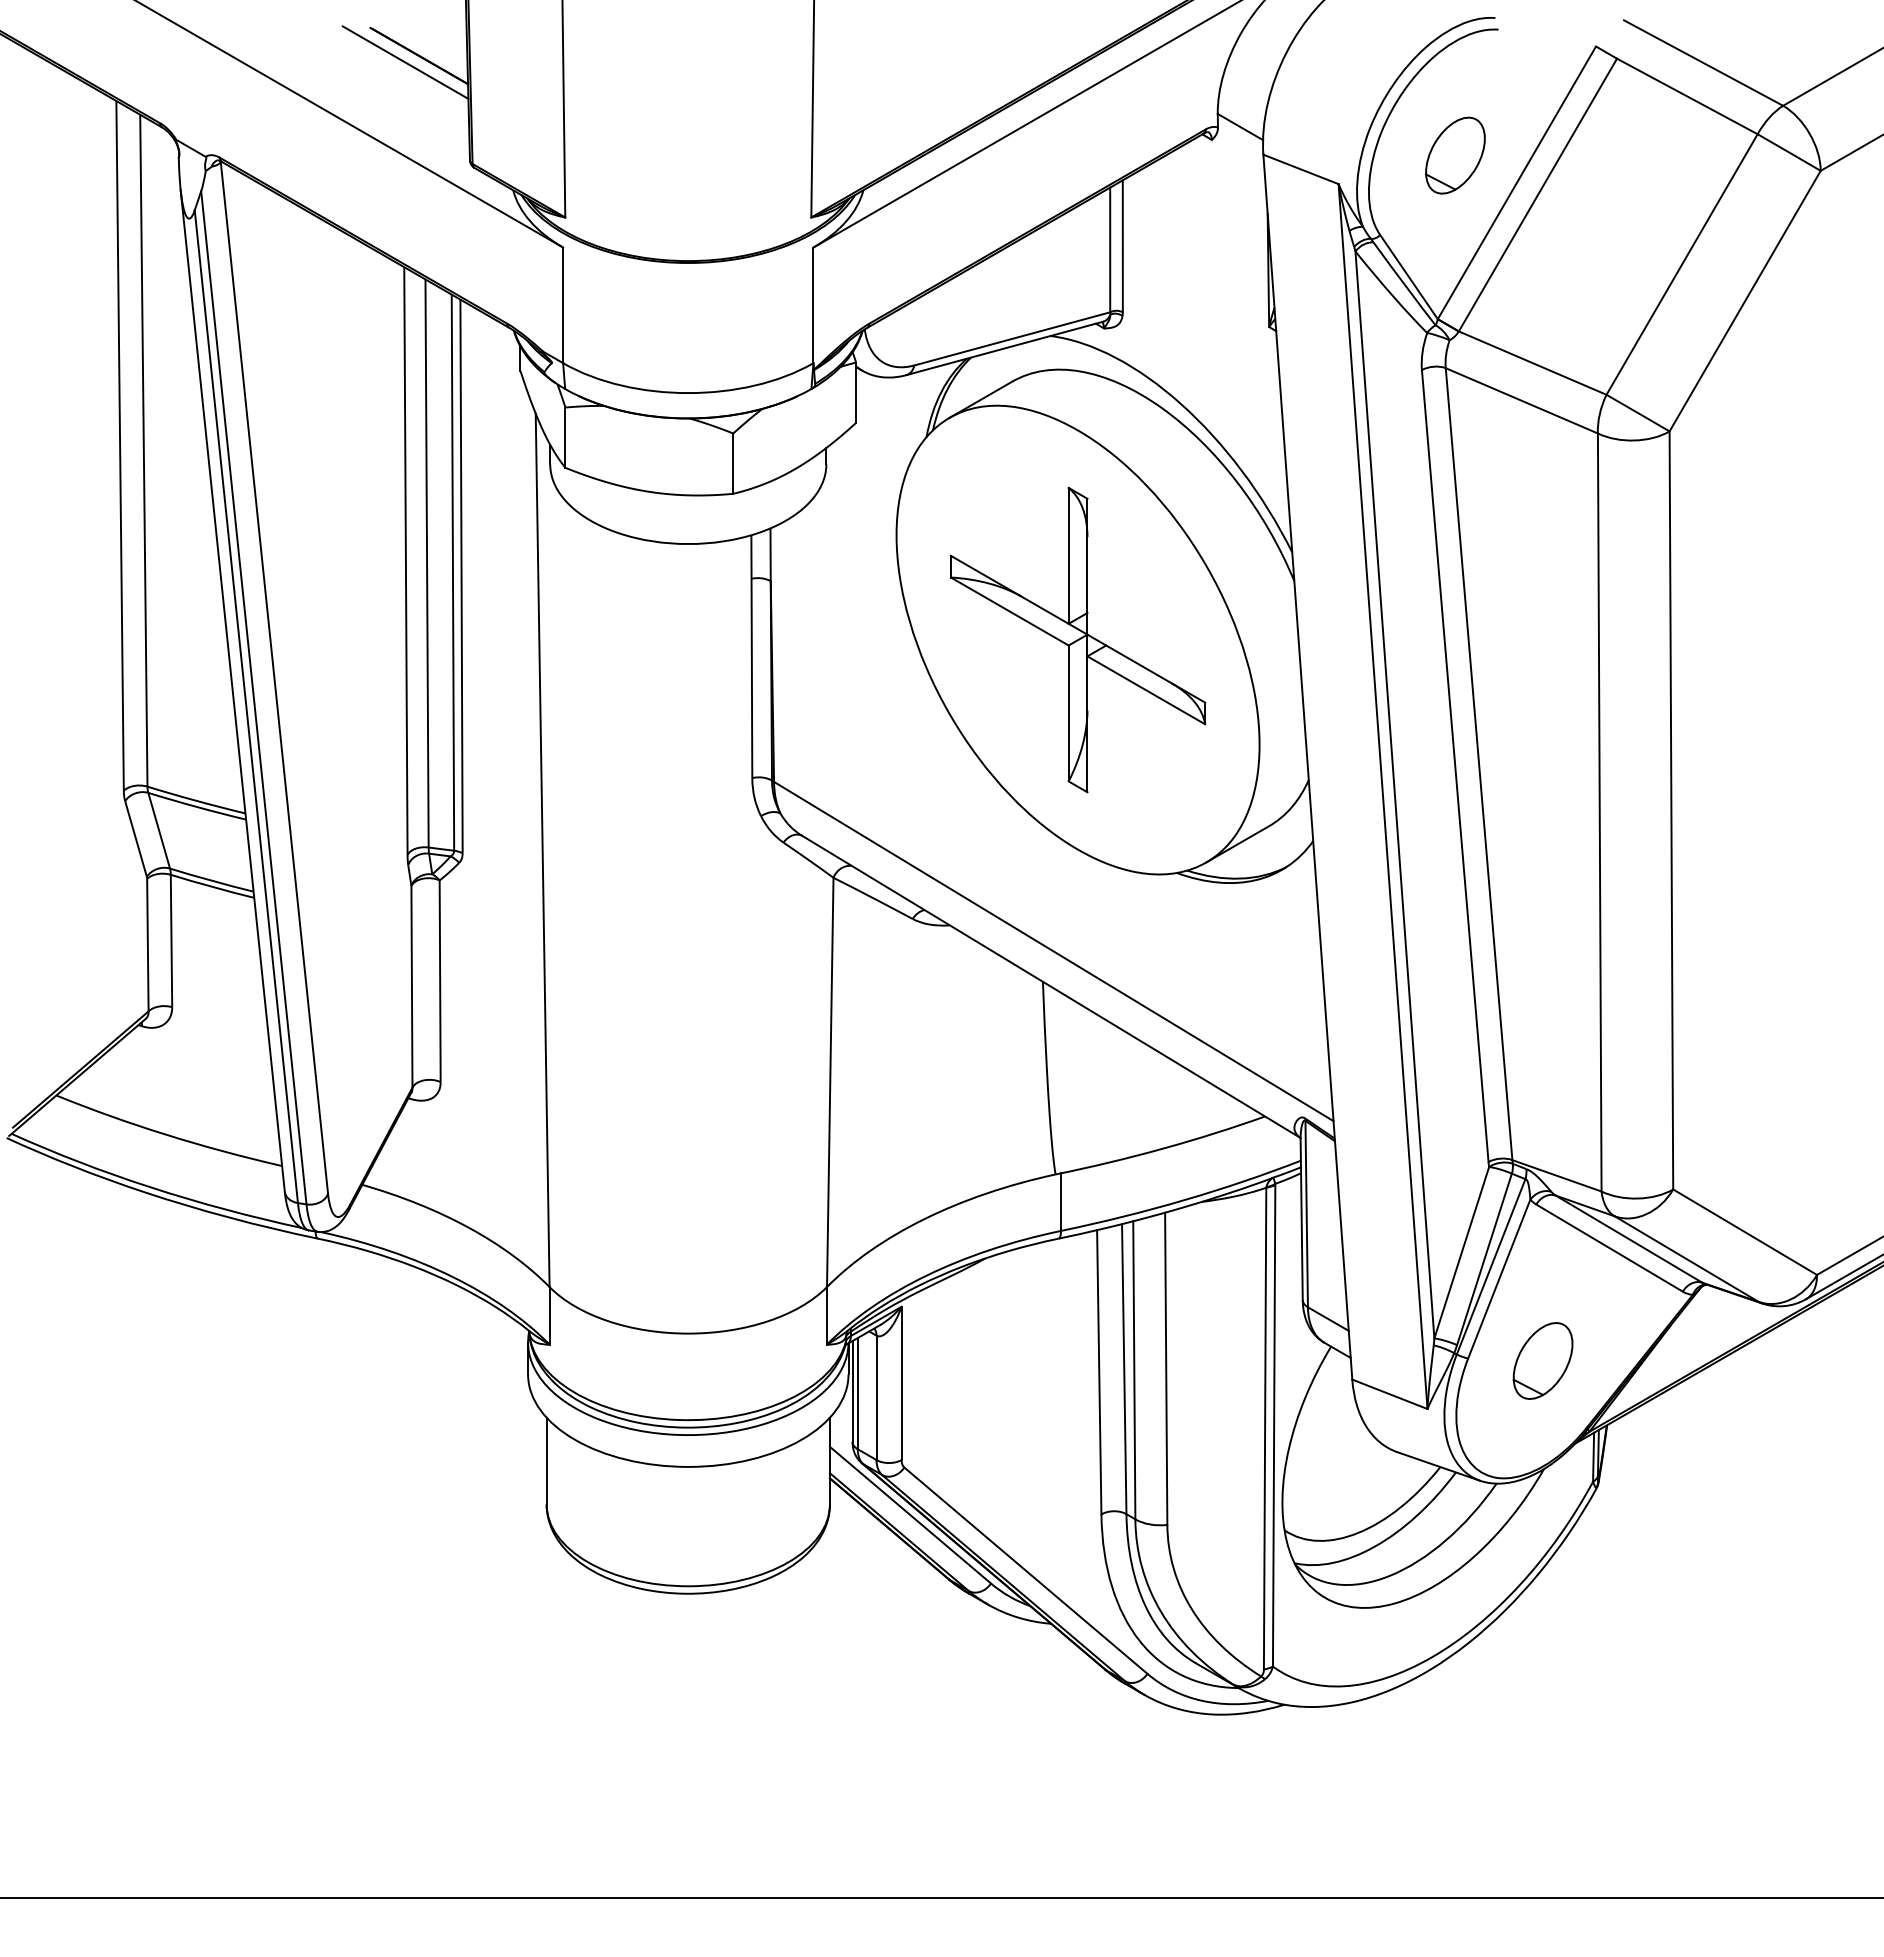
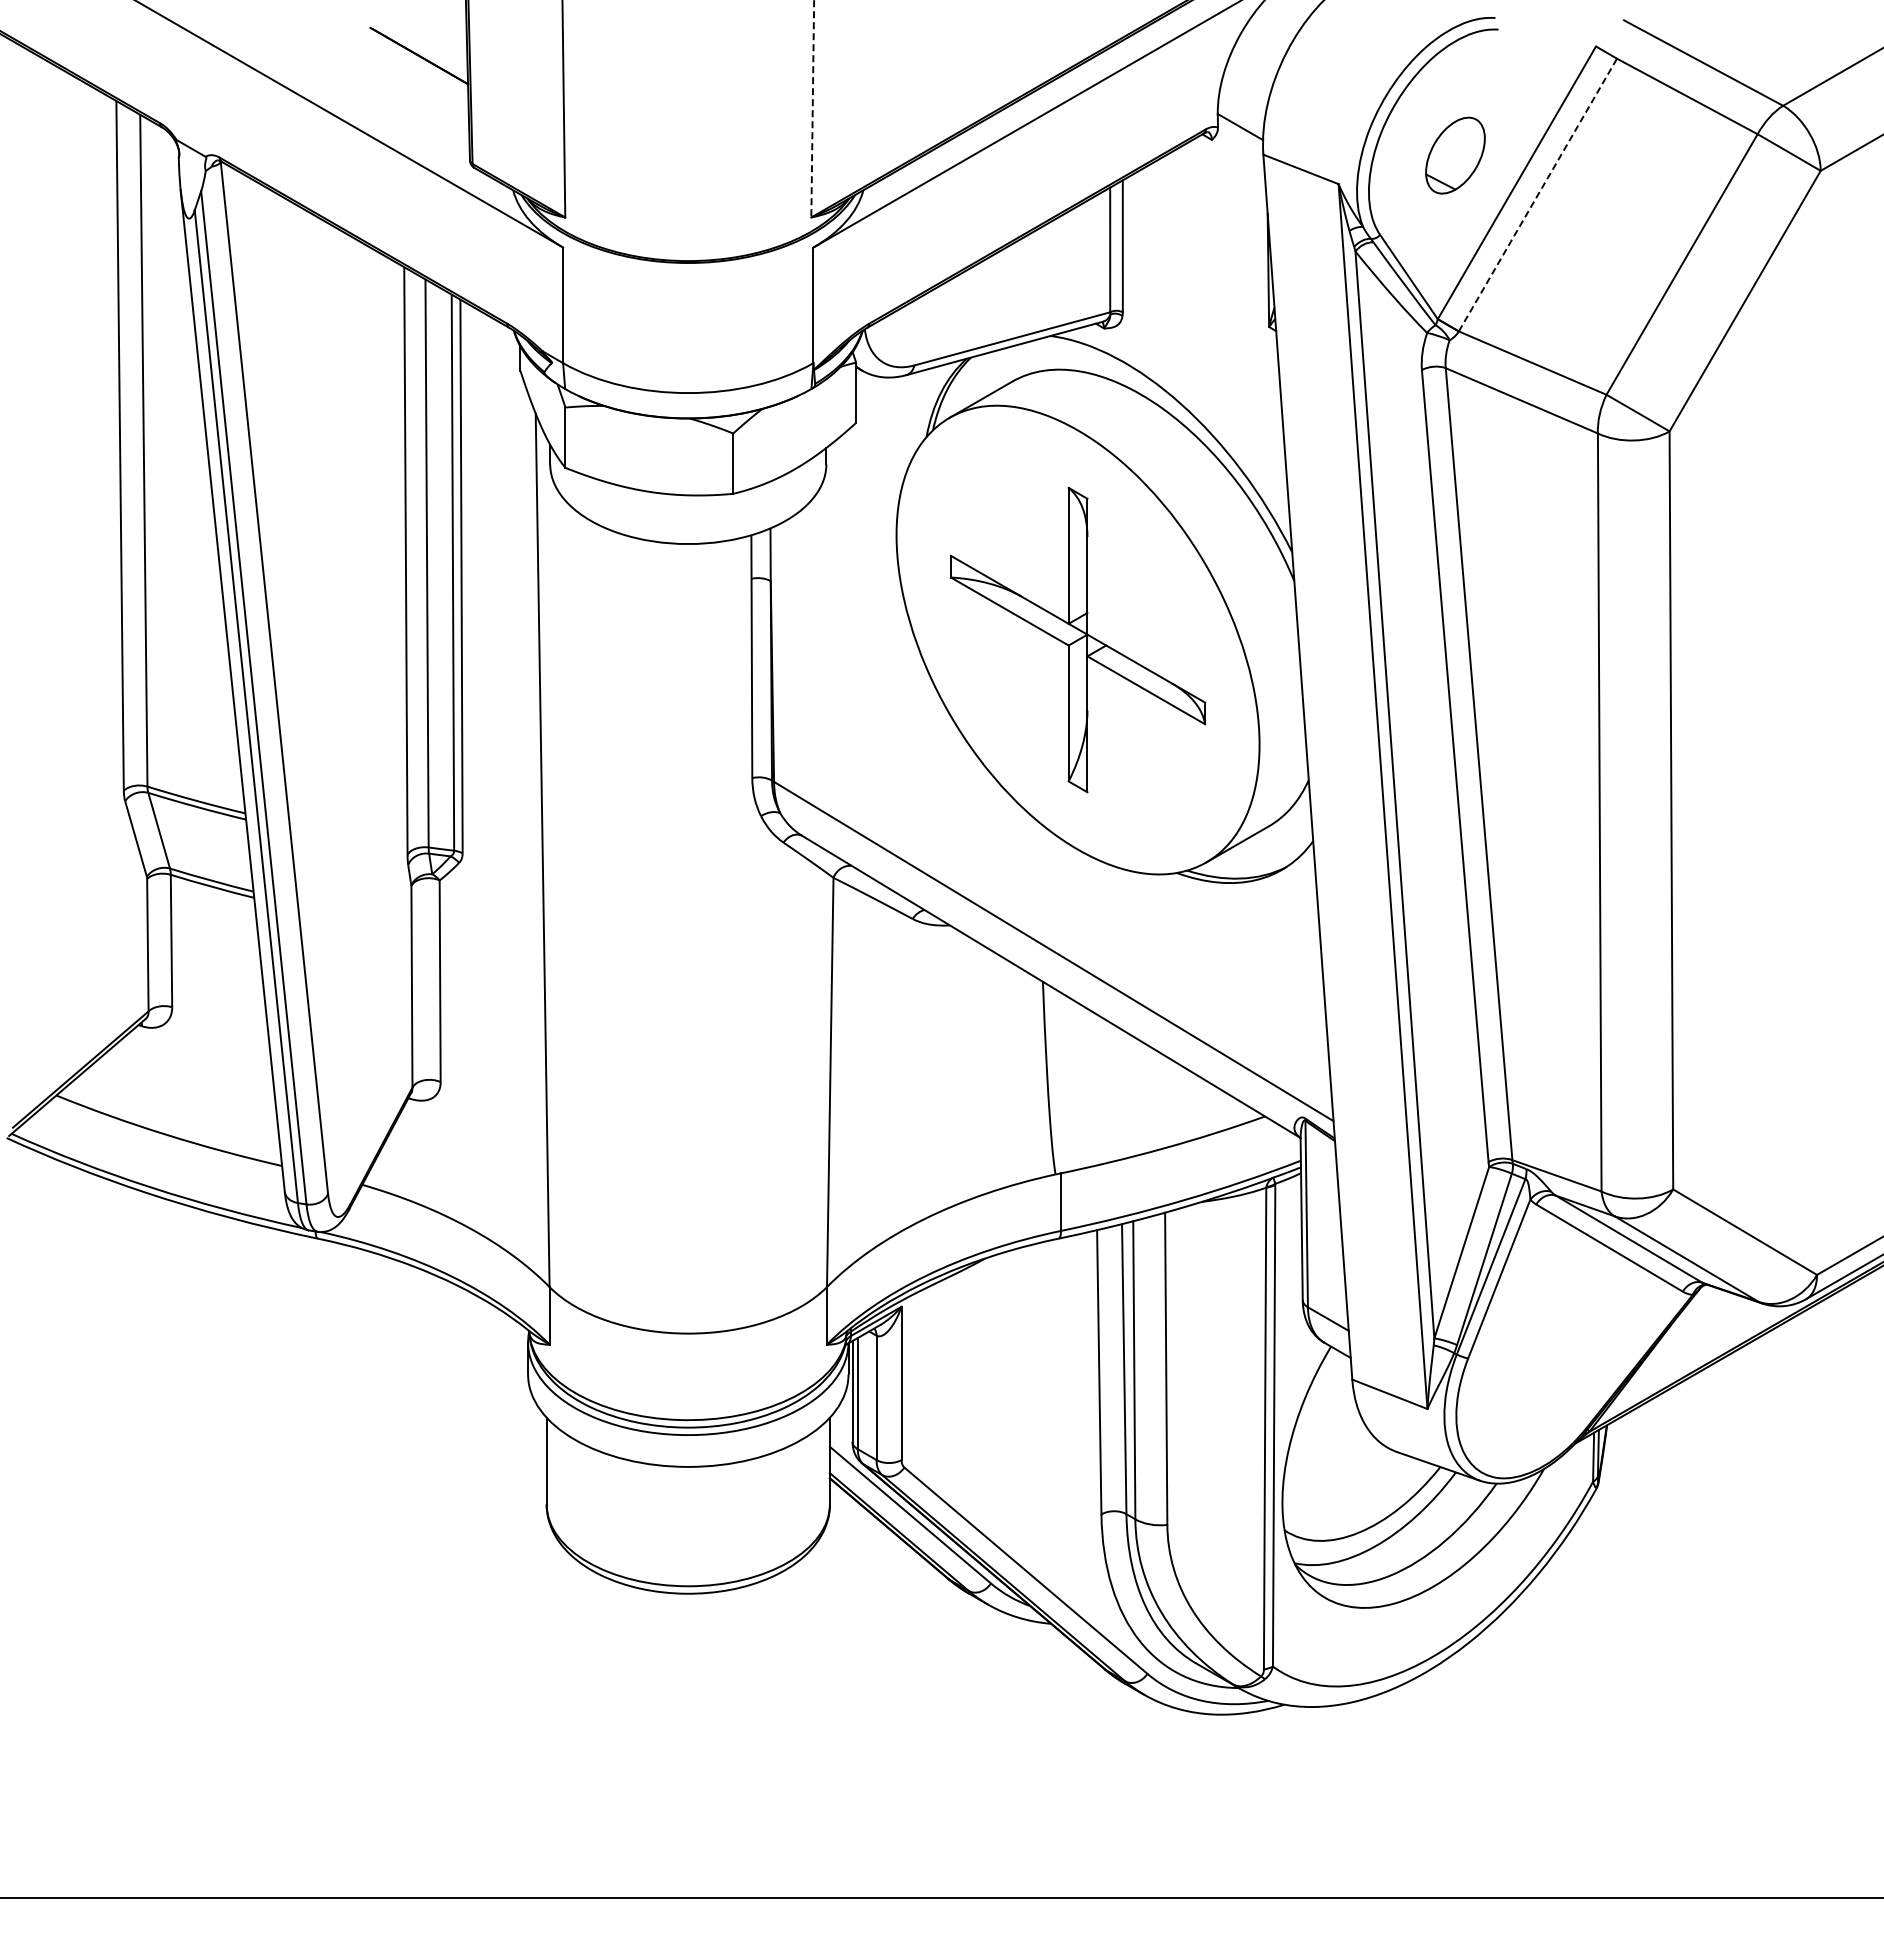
line: present -> none (405, 62)
line: solid -> dashed (812, 109)
line: solid -> dashed (1537, 195)
part: present -> none (1542, 1360)
